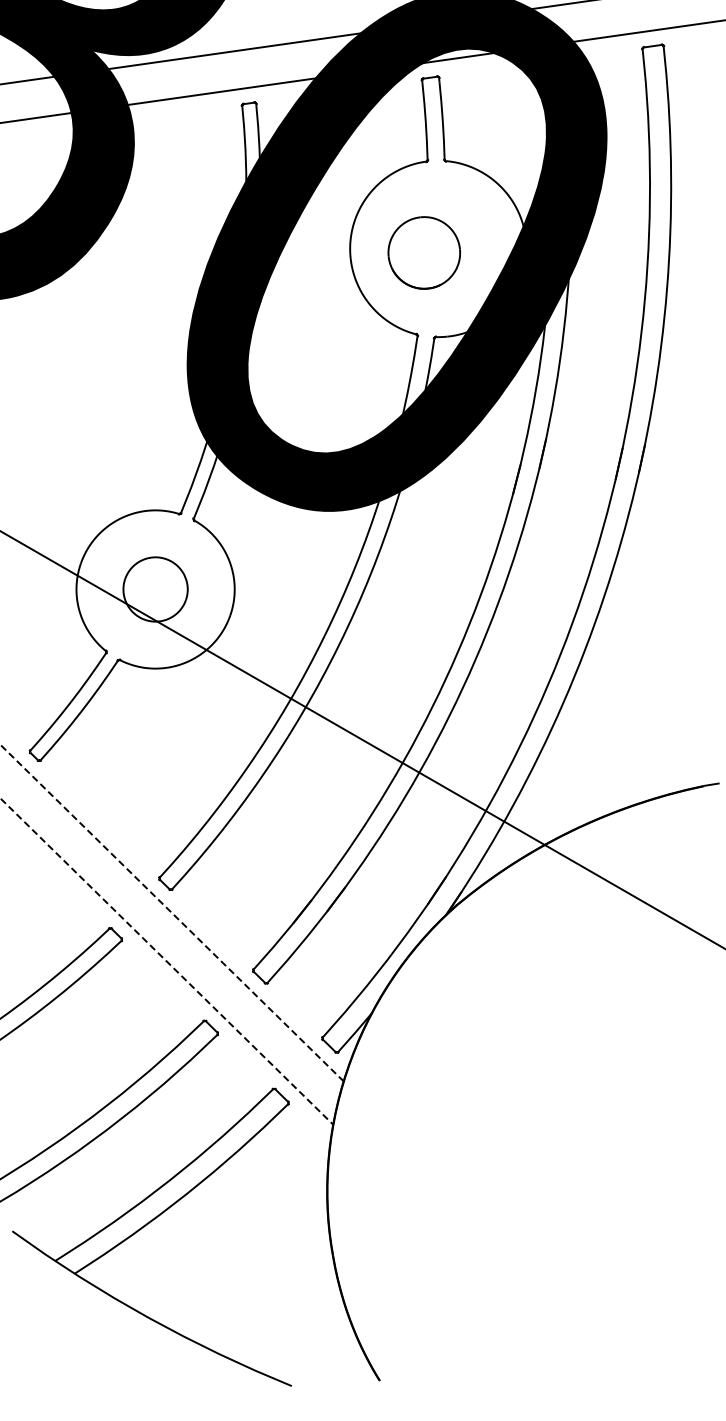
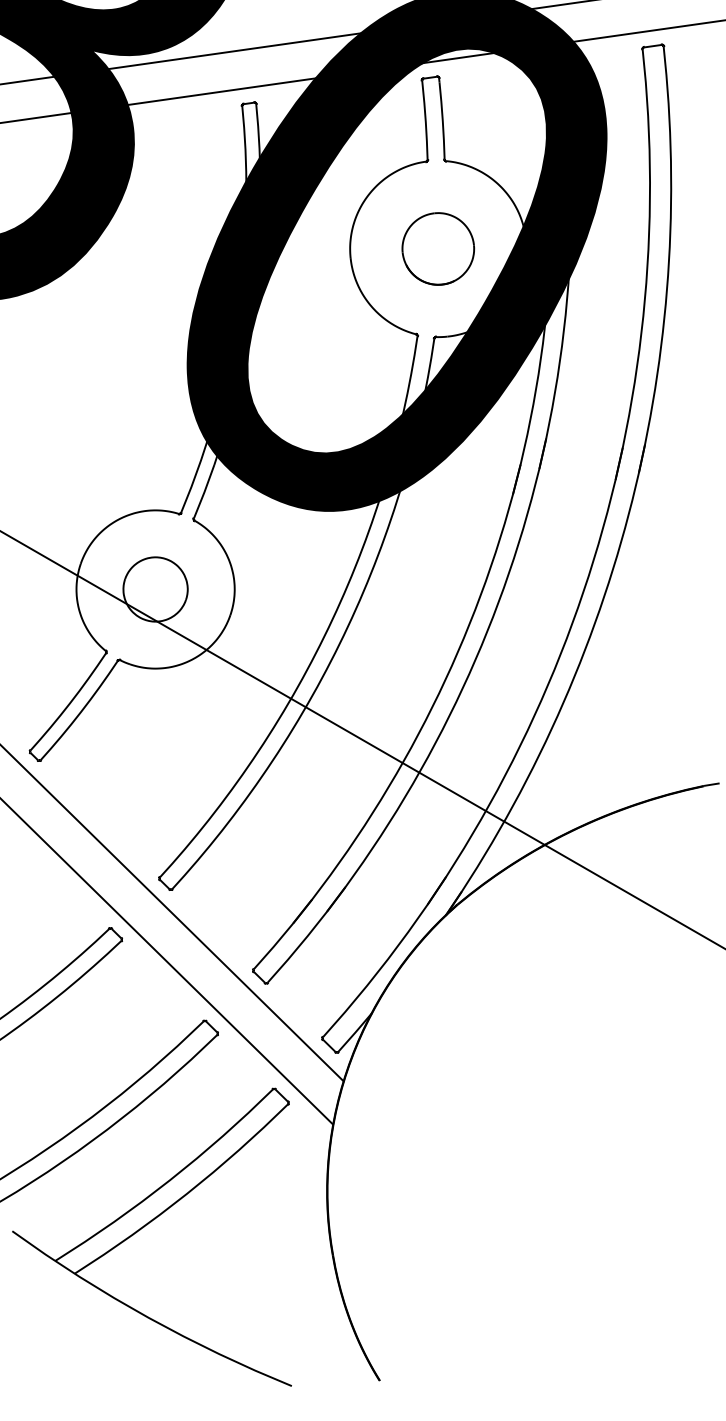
part position: (424, 252) -> (438, 248) (438, 248)
line: dashed -> solid (171, 912)
line: dashed -> solid (167, 961)
